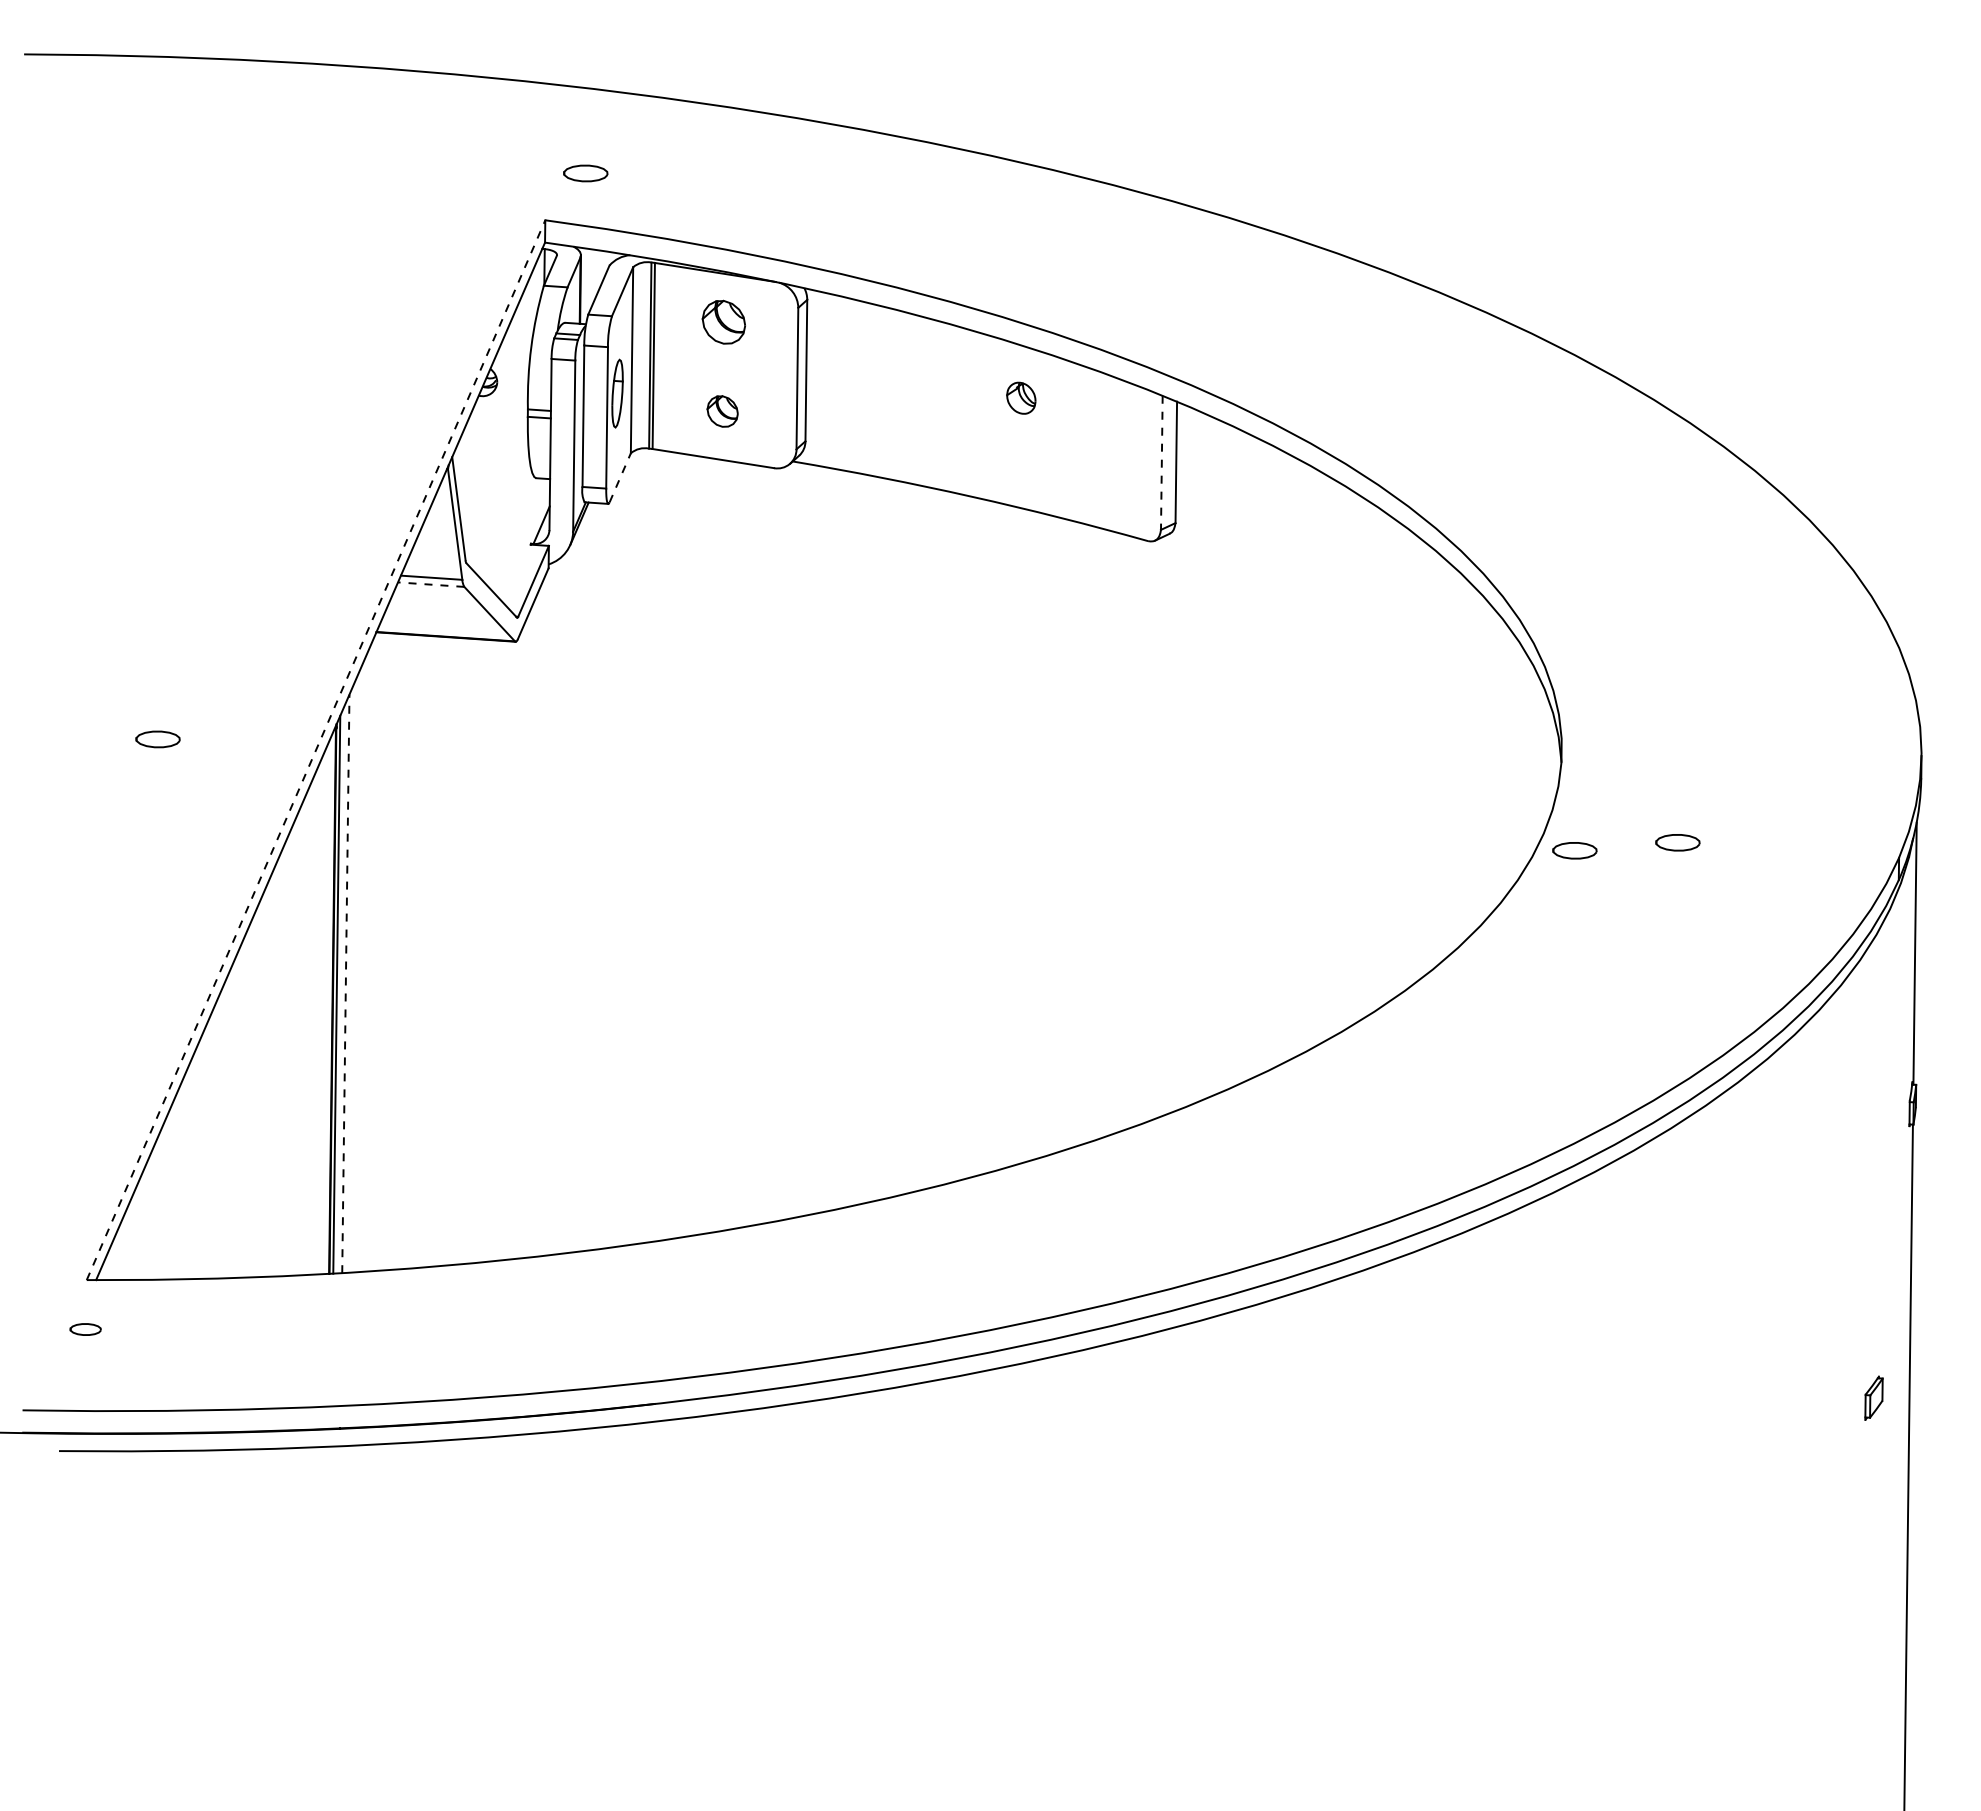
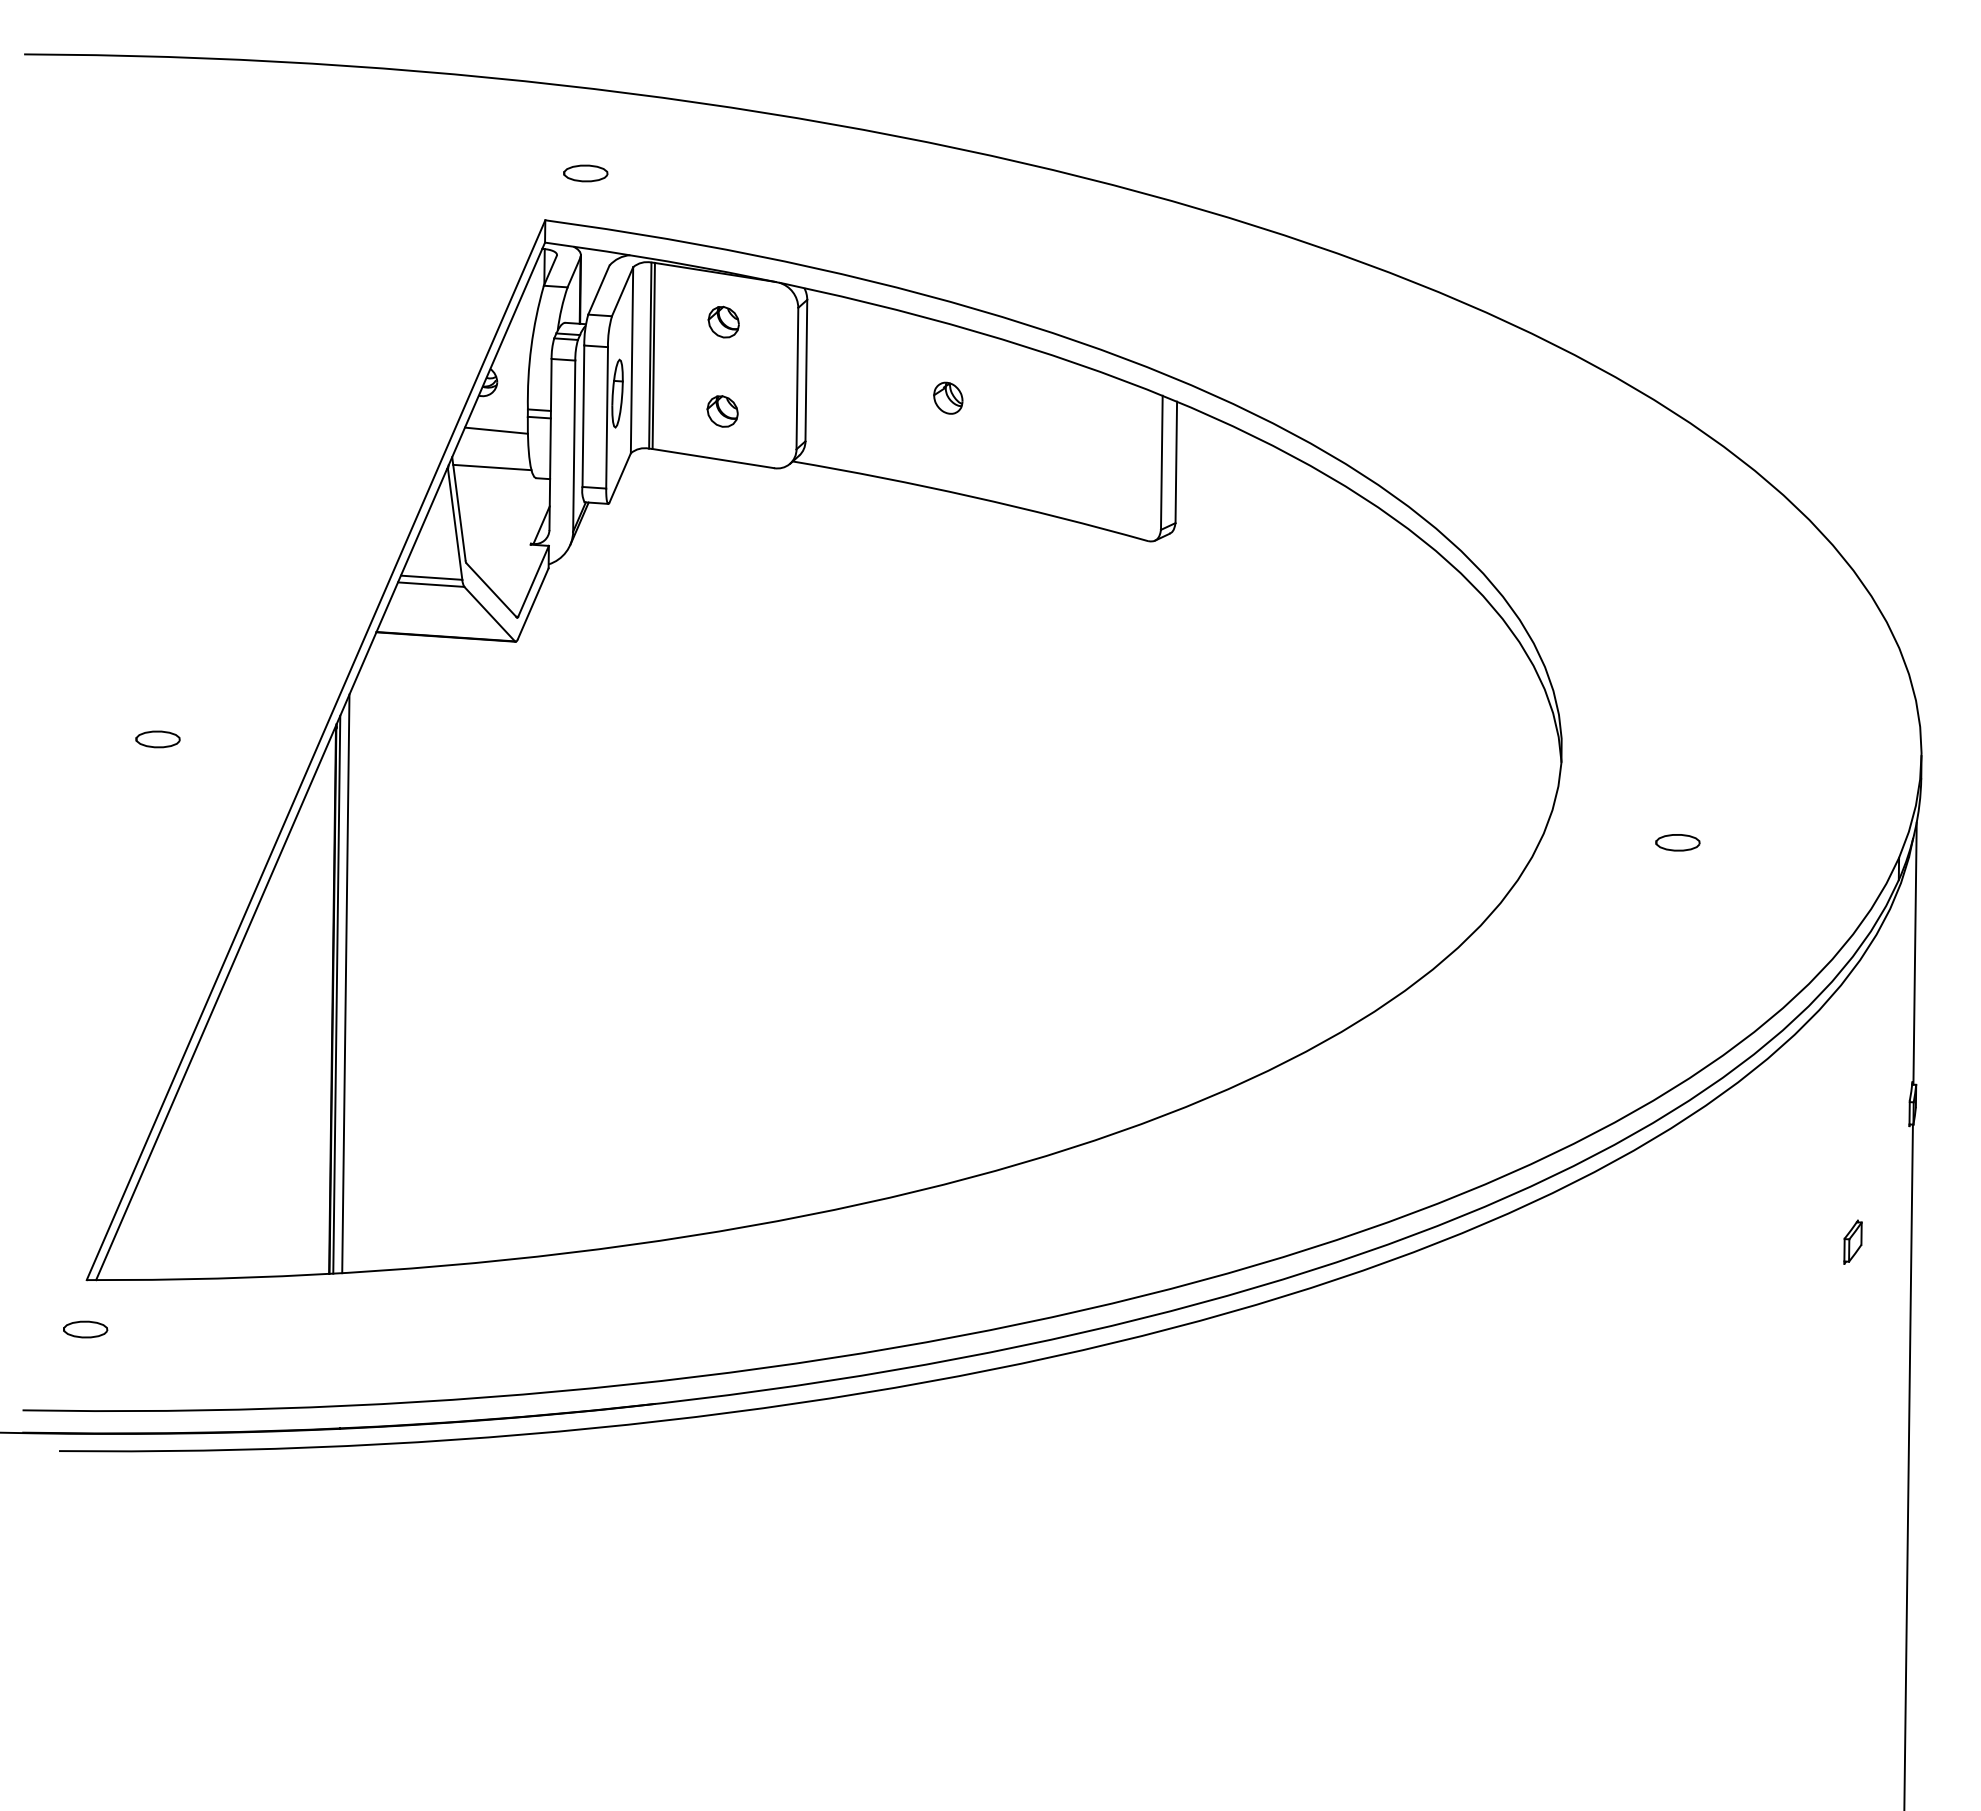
part size: 45x46 px -> 33x34 px (723, 321)
part position: (1021, 397) -> (948, 397) (948, 397)
line: none -> present (495, 430)
line: dashed -> solid (1161, 463)
line: none -> present (492, 467)
line: dashed -> solid (620, 477)
line: dashed -> solid (430, 584)
line: dashed -> solid (316, 749)
part: present -> none (1574, 850)
line: dashed -> solid (345, 983)
part size: 33x13 px -> 46x19 px (85, 1329)
part position: (1873, 1397) -> (1852, 1241) (1852, 1241)
